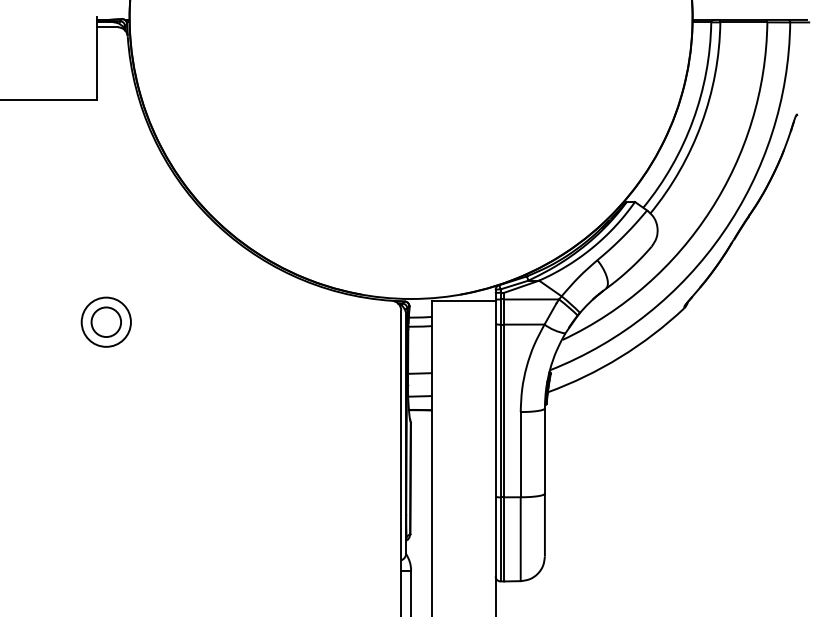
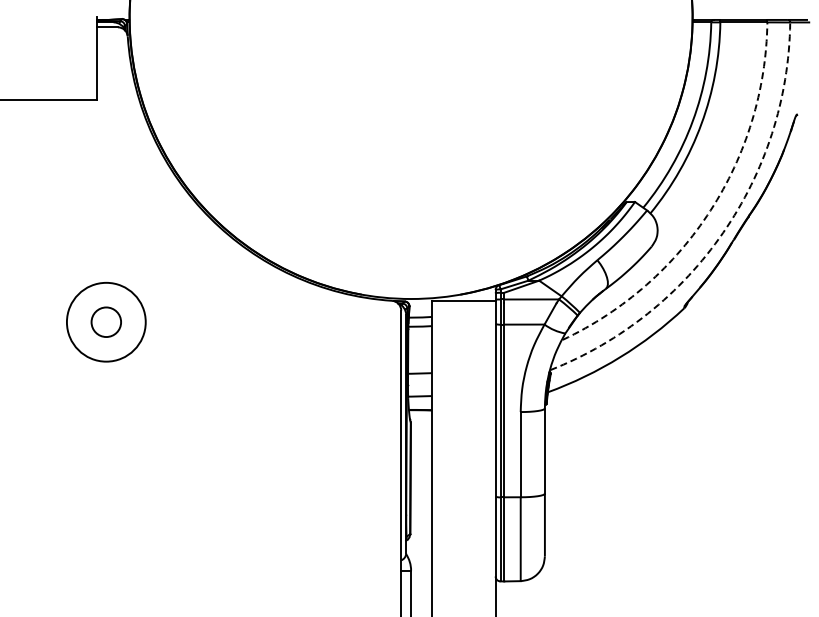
arc: solid -> dashed (710, 210)
arc: solid -> dashed (723, 232)
circle diameter: 49 px -> 79 px (105, 321)
